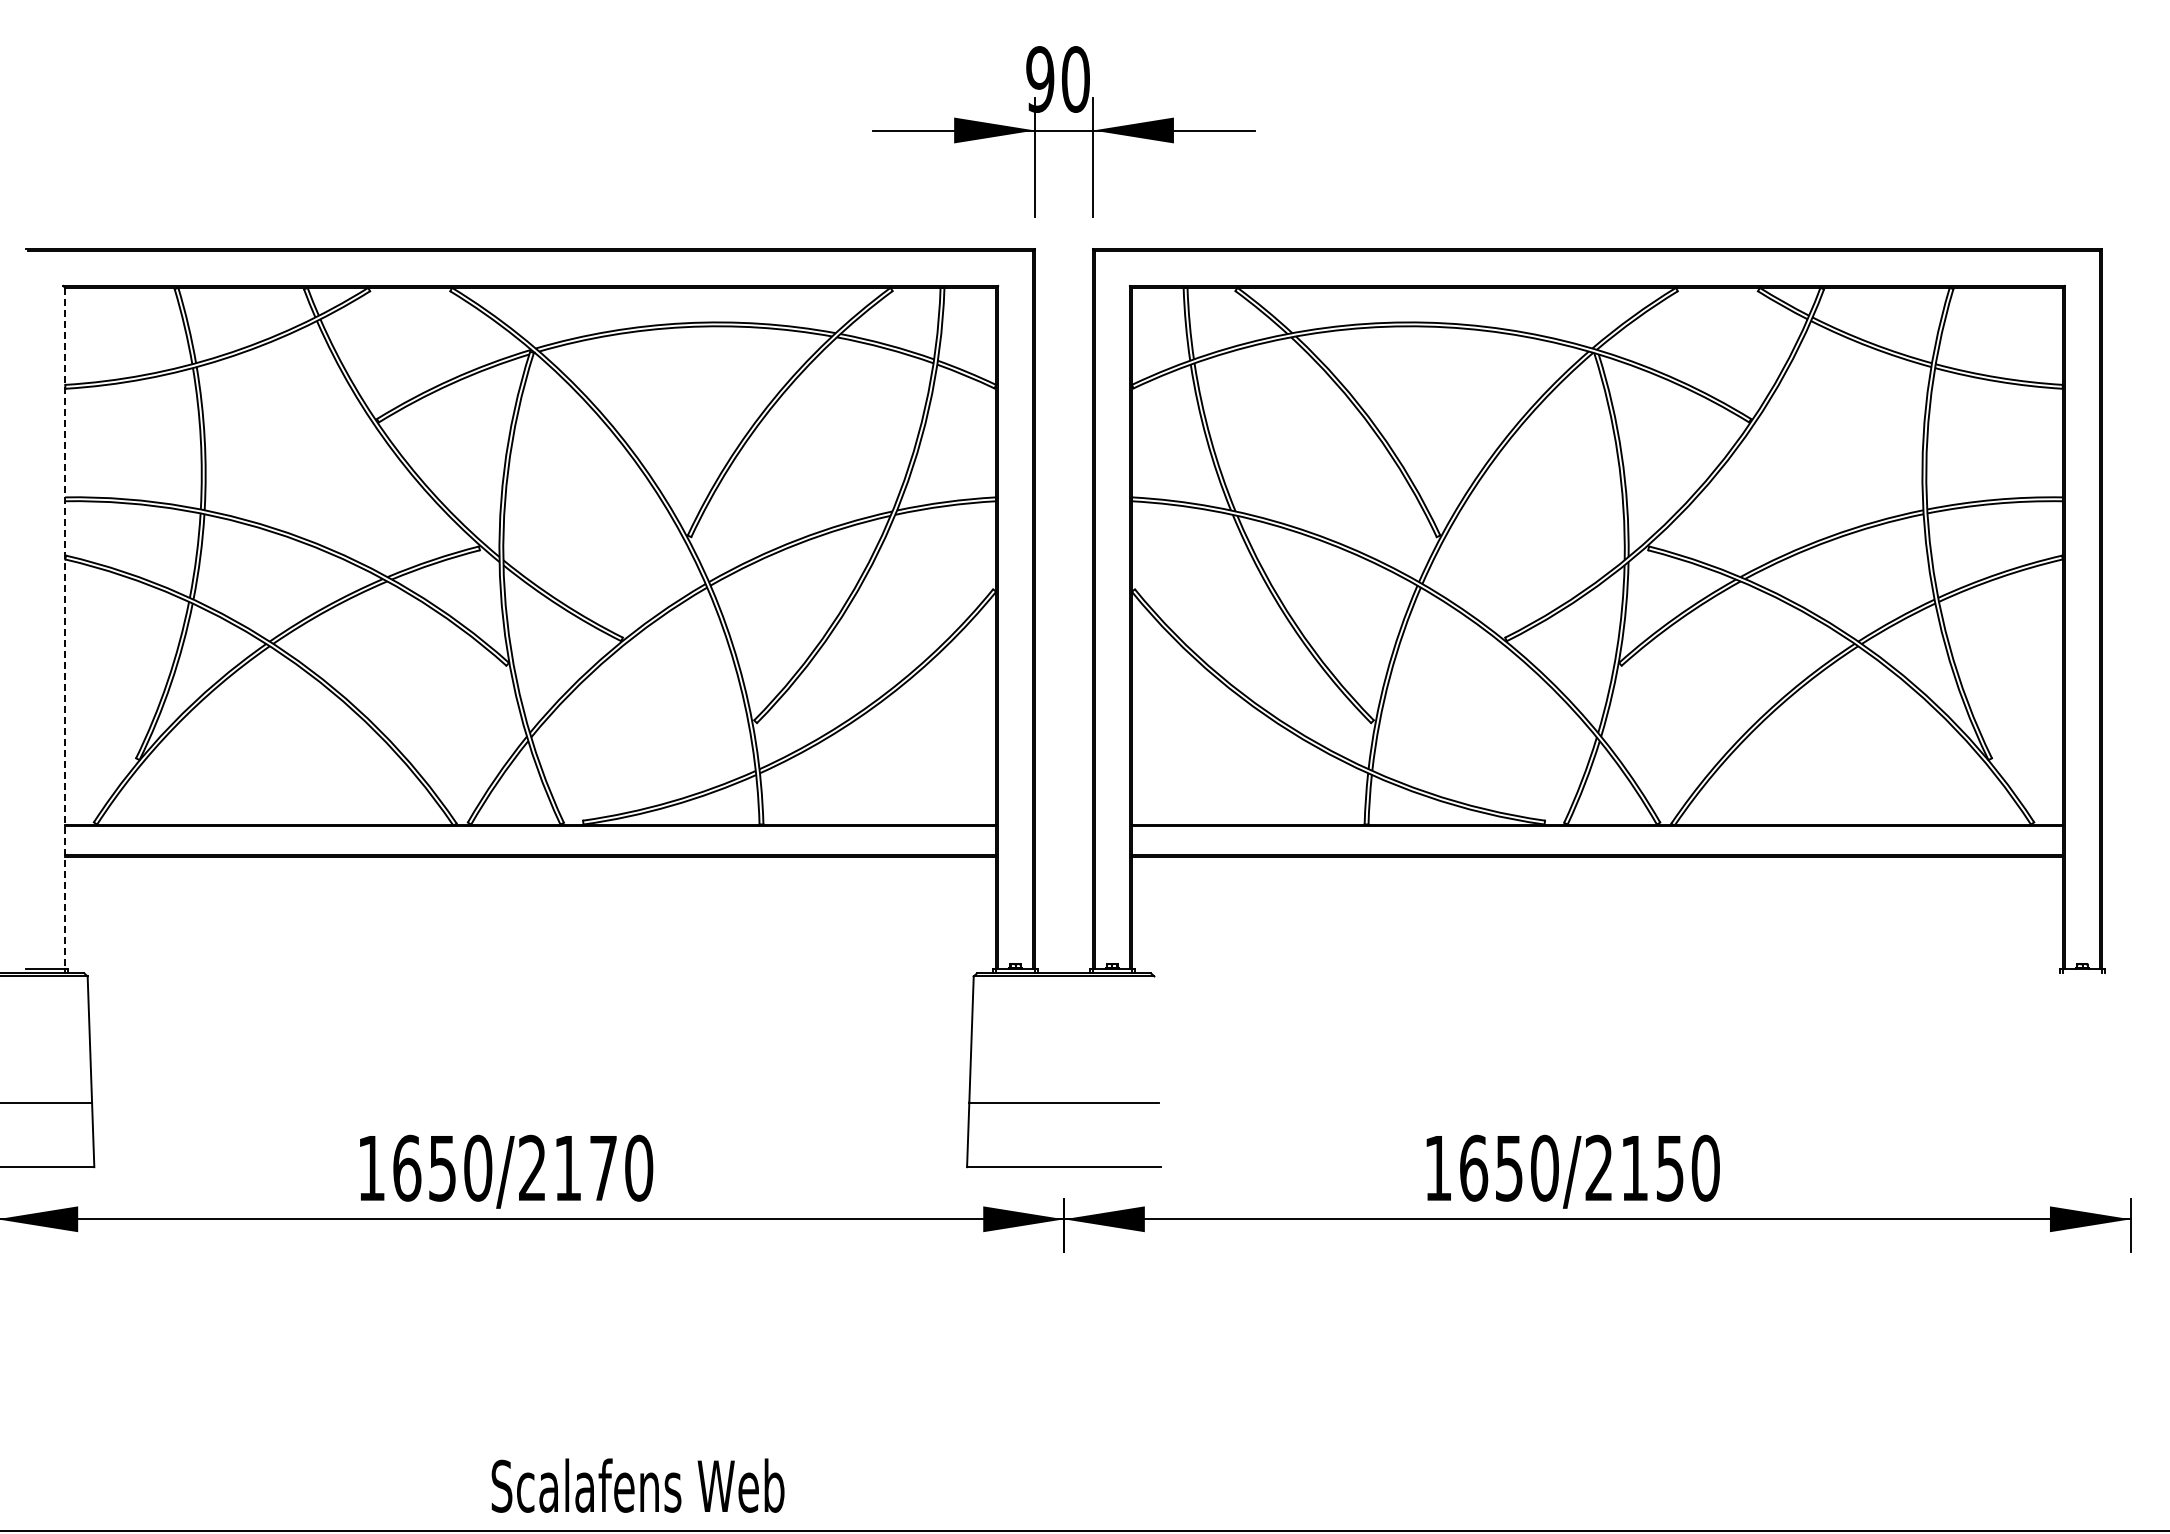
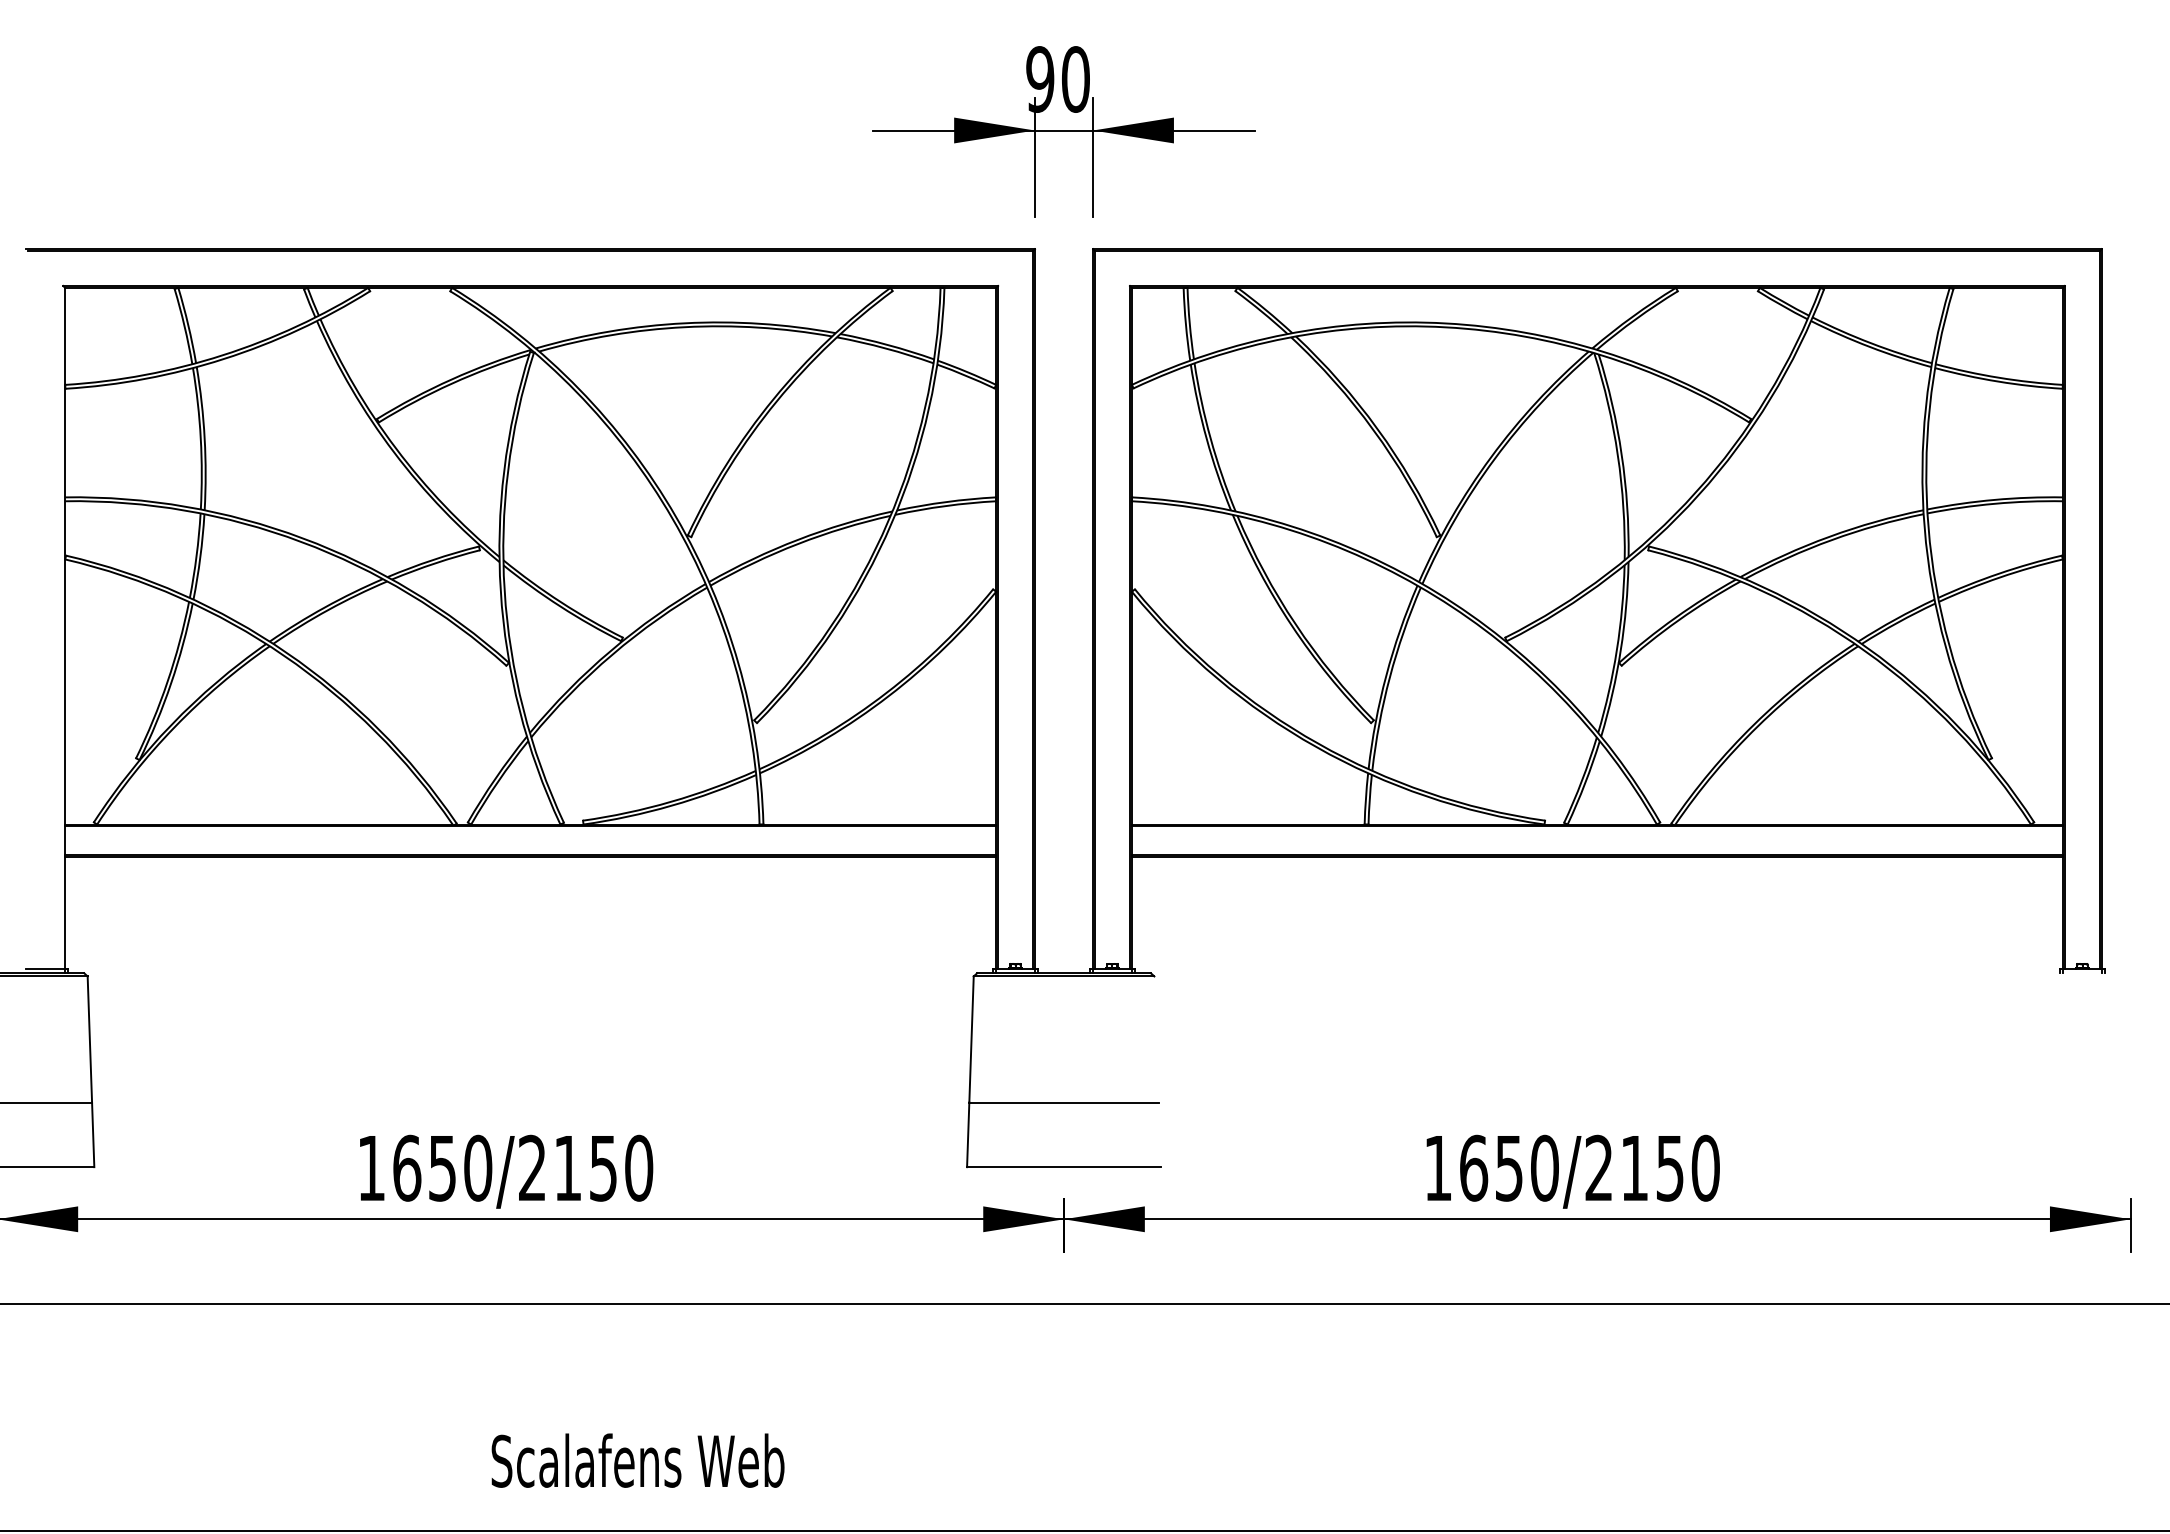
line: dashed -> solid (65, 628)
text: 1650/2170 -> 1650/2150 (603, 1168)
line: none -> present (1084, 1304)
text position: (637, 1485) -> (637, 1460) (637, 1460)
